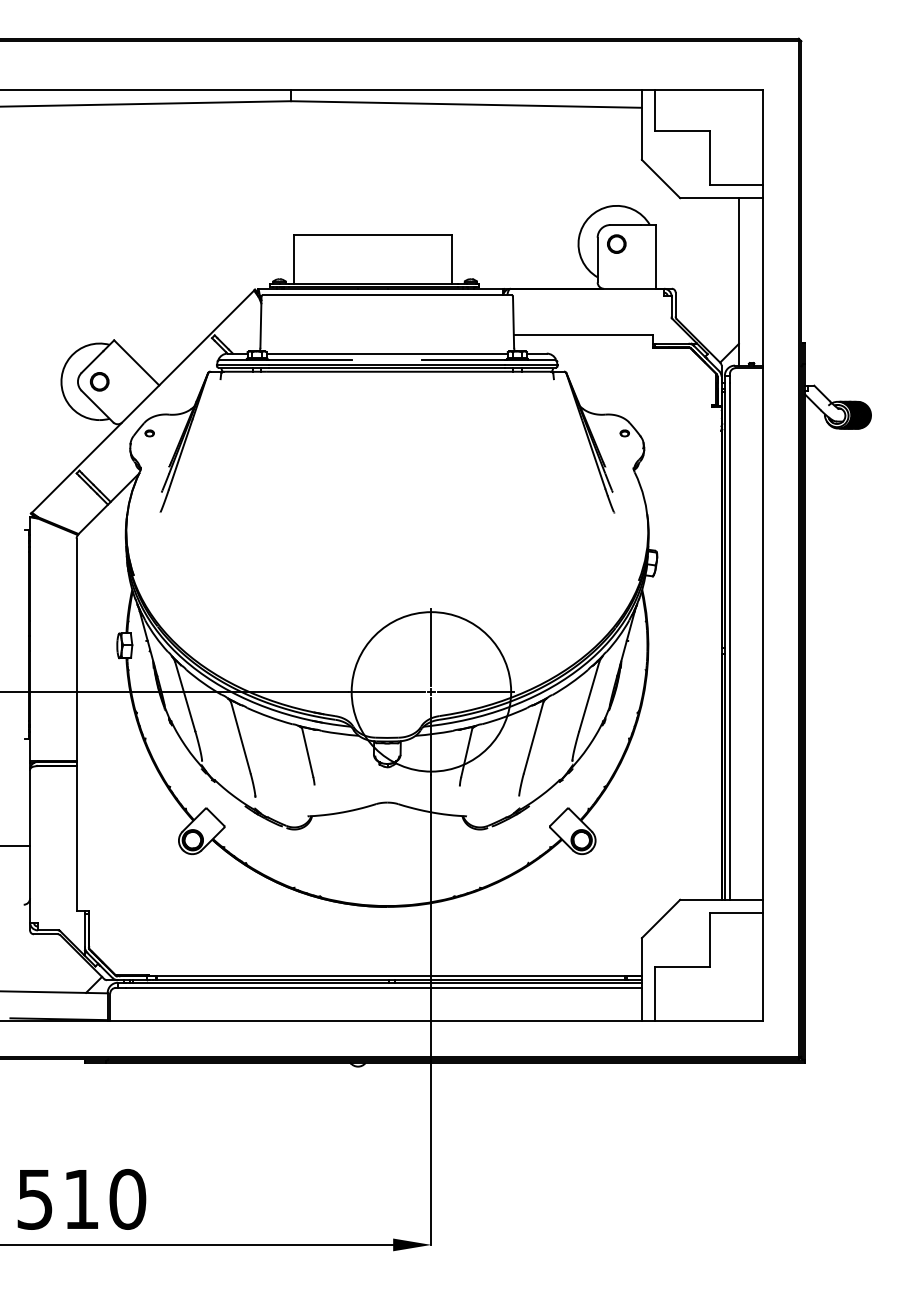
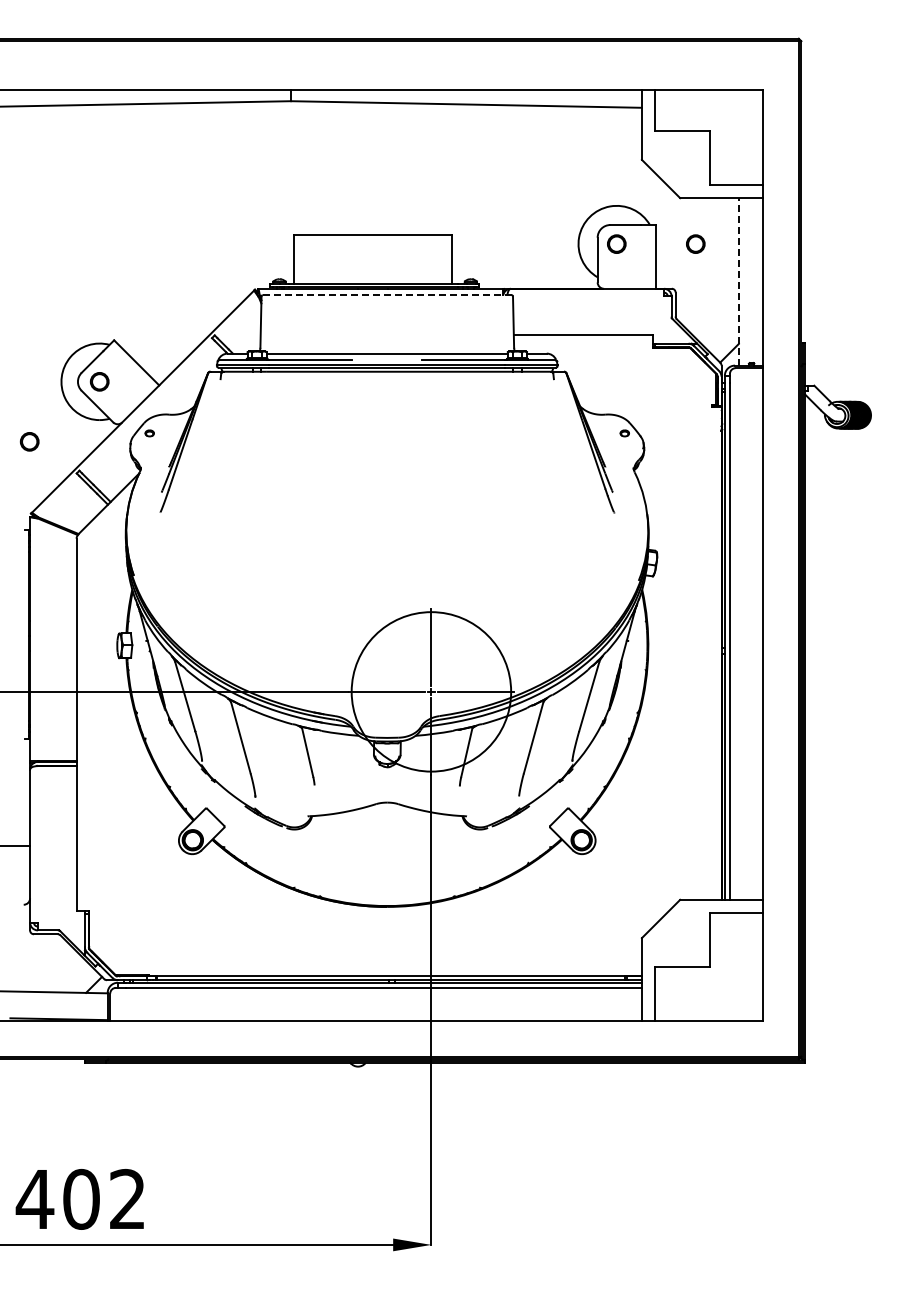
circle: none -> present (695, 243)
line: solid -> dashed (738, 281)
line: solid -> dashed (387, 295)
part: none -> present (29, 441)
text: 510 -> 402 (80, 1198)
